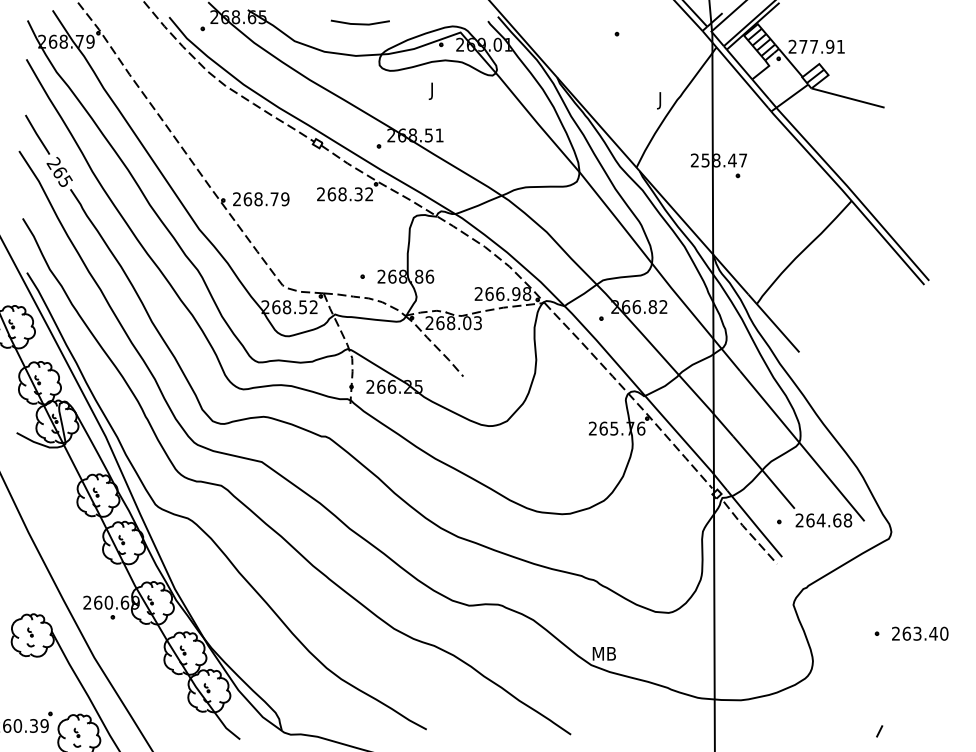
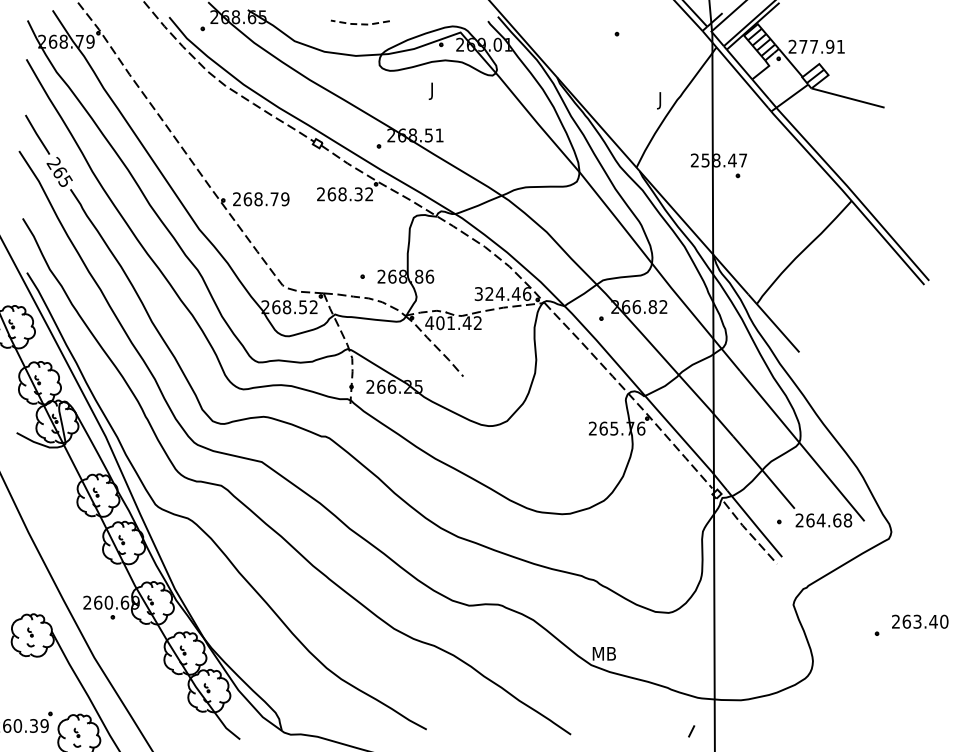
line: solid -> dashed (360, 24)
text: 266.98 -> 324.46 (502, 294)
text: 268.03 -> 401.42 (453, 323)
text position: (920, 633) -> (920, 621) (920, 621)
line position: (879, 731) -> (691, 731) (691, 731)
